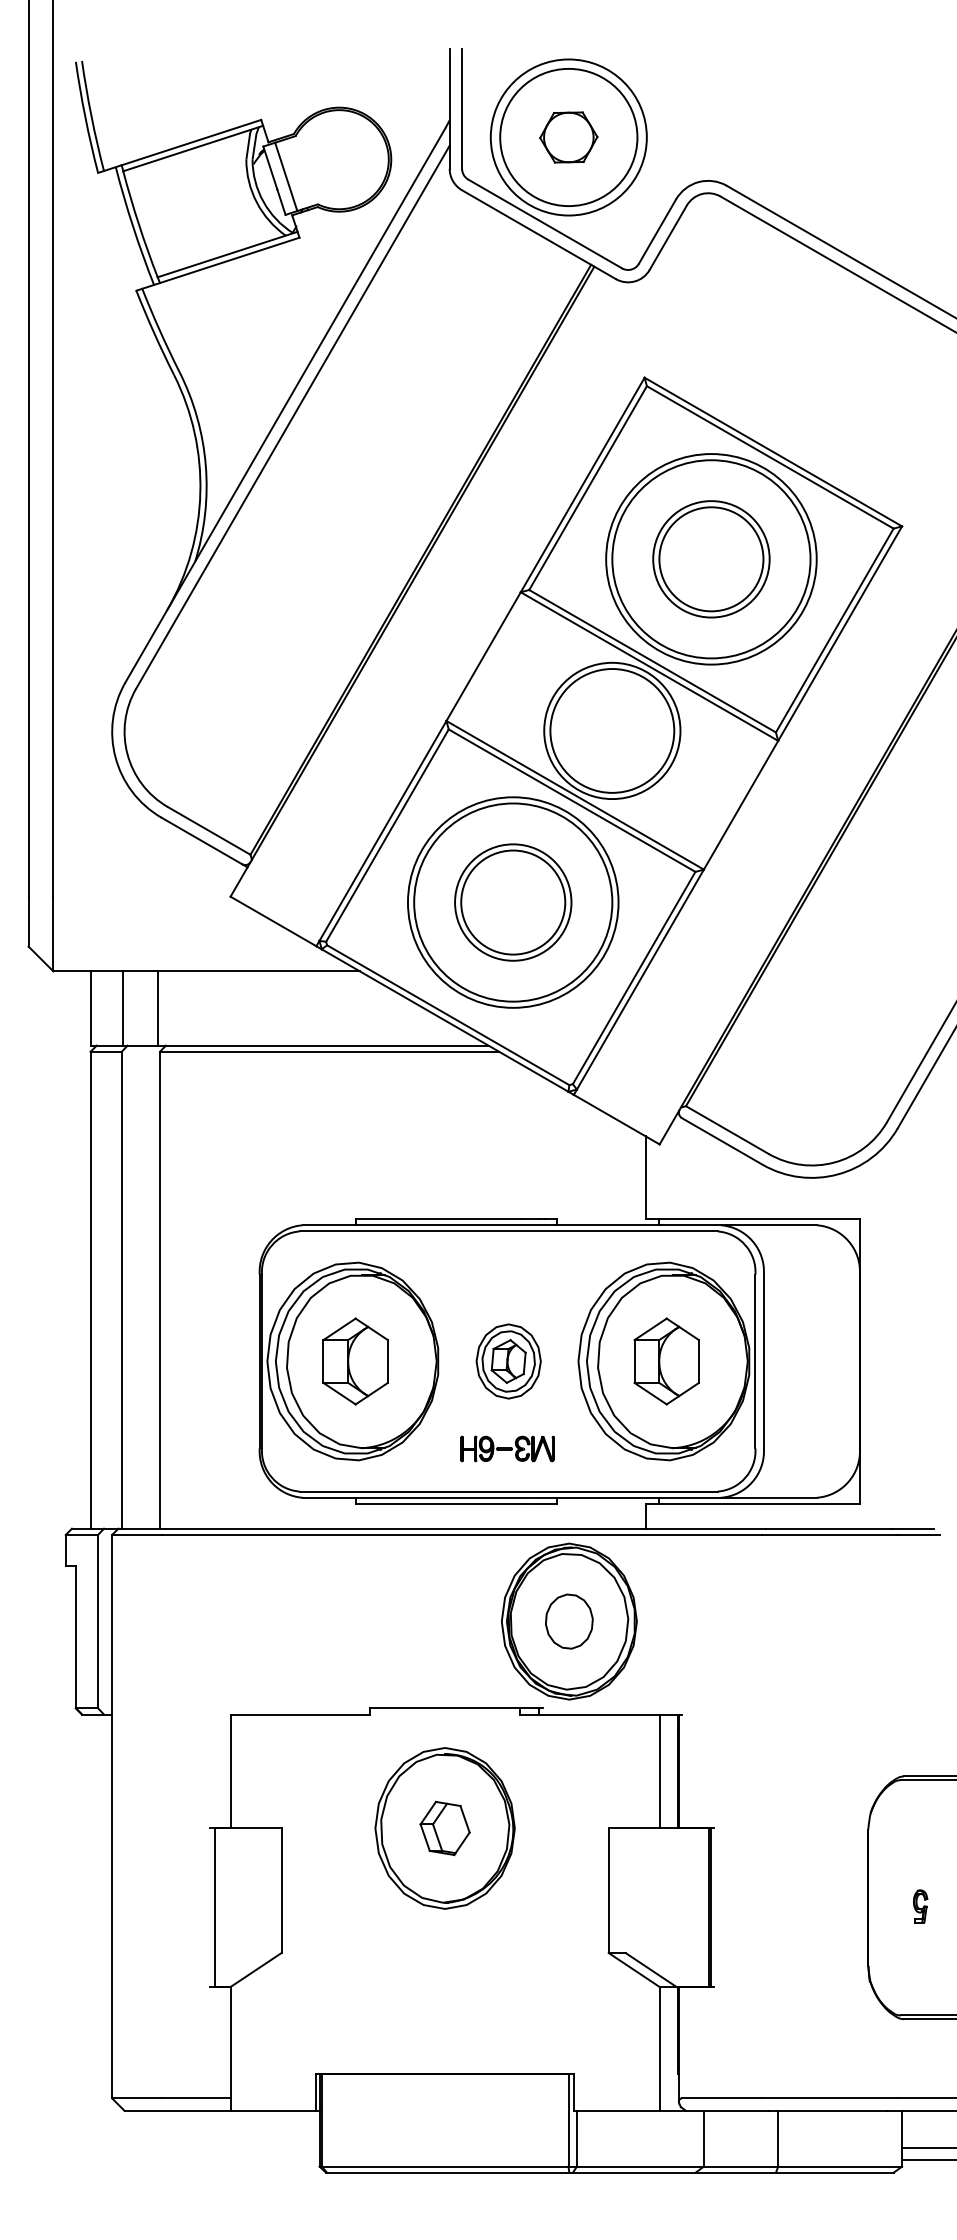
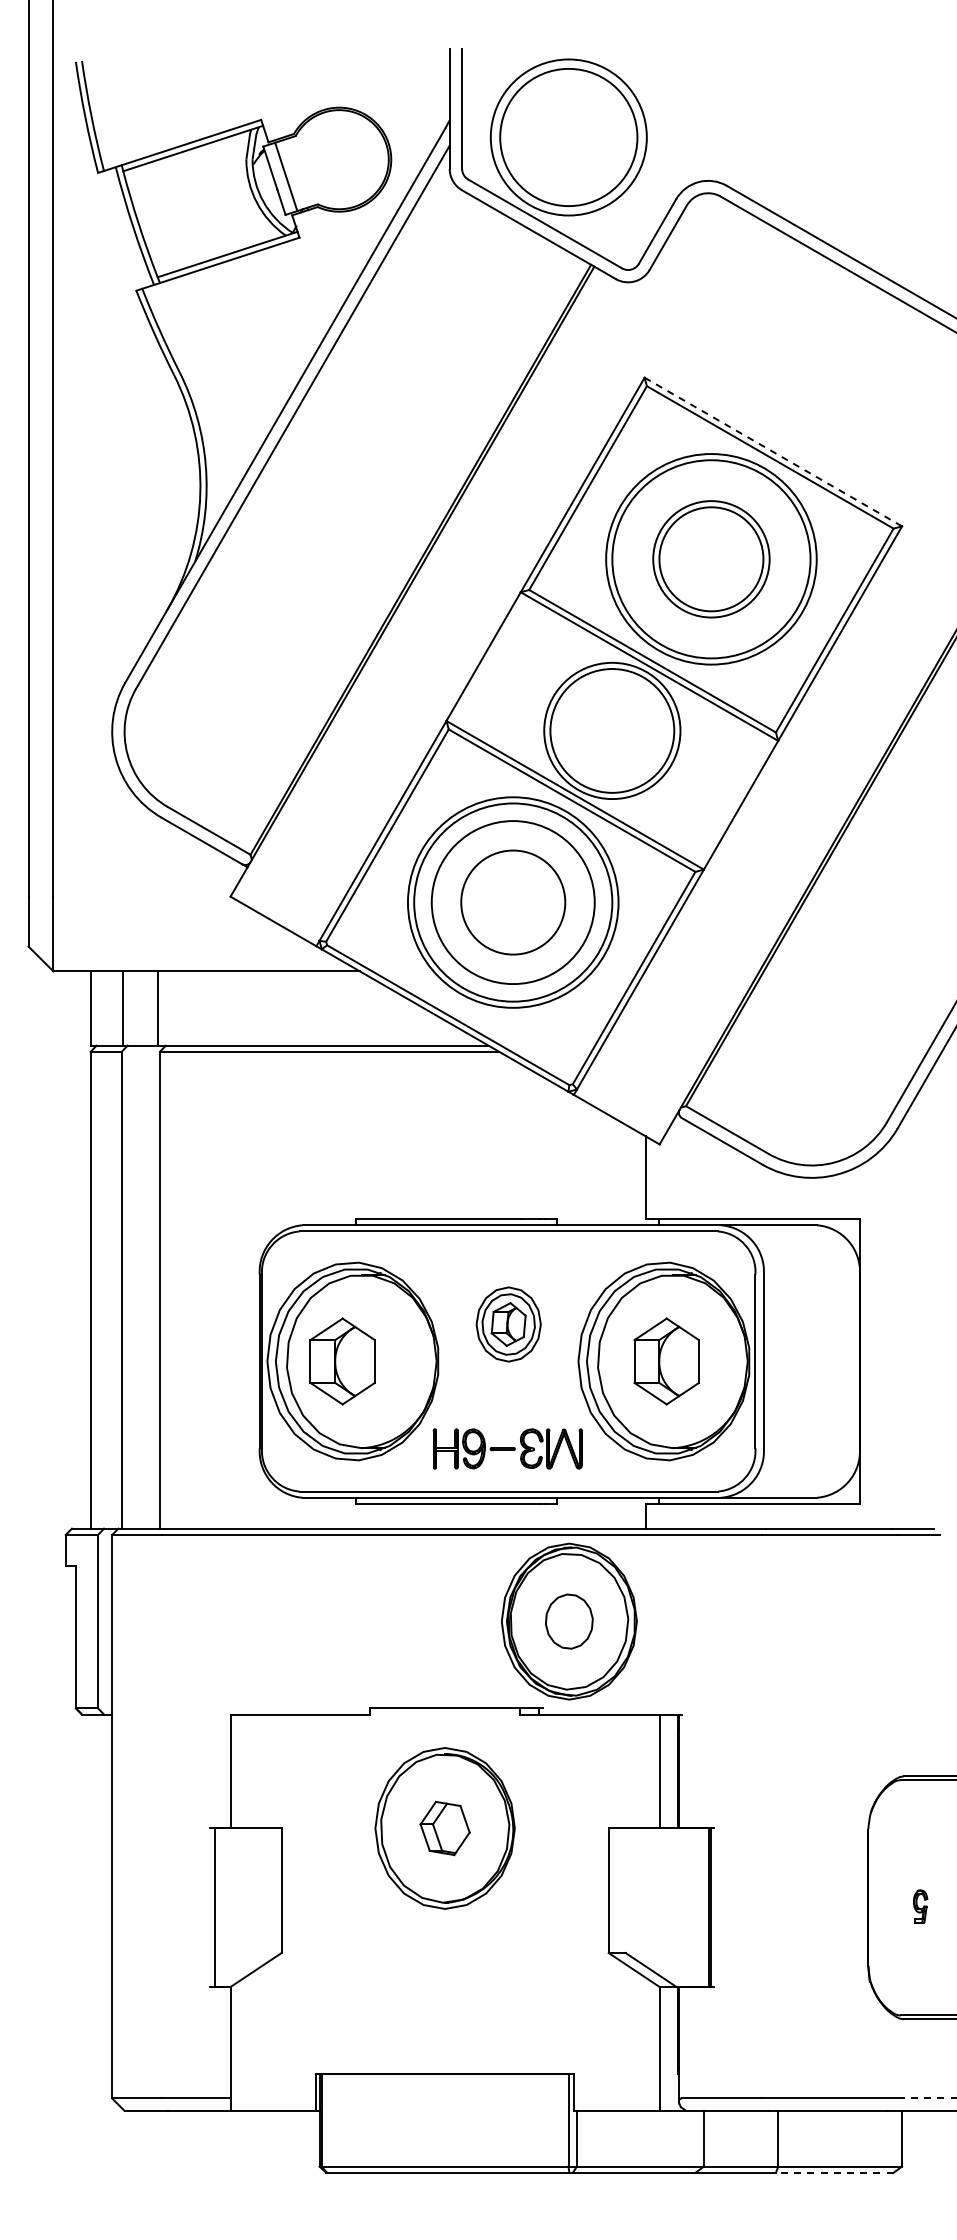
part: present -> none (568, 137)
line: solid -> dashed (773, 452)
circle diameter: 116 px -> 163 px (512, 902)
part position: (355, 1361) -> (342, 1361) (342, 1361)
part position: (508, 1361) -> (508, 1324) (508, 1324)
part size: 95x28 px -> 151x42 px (507, 1448)
line: solid -> dashed (927, 2098)
line: present -> none (927, 2148)
line: present -> none (927, 2160)
line: solid -> dashed (834, 2172)
